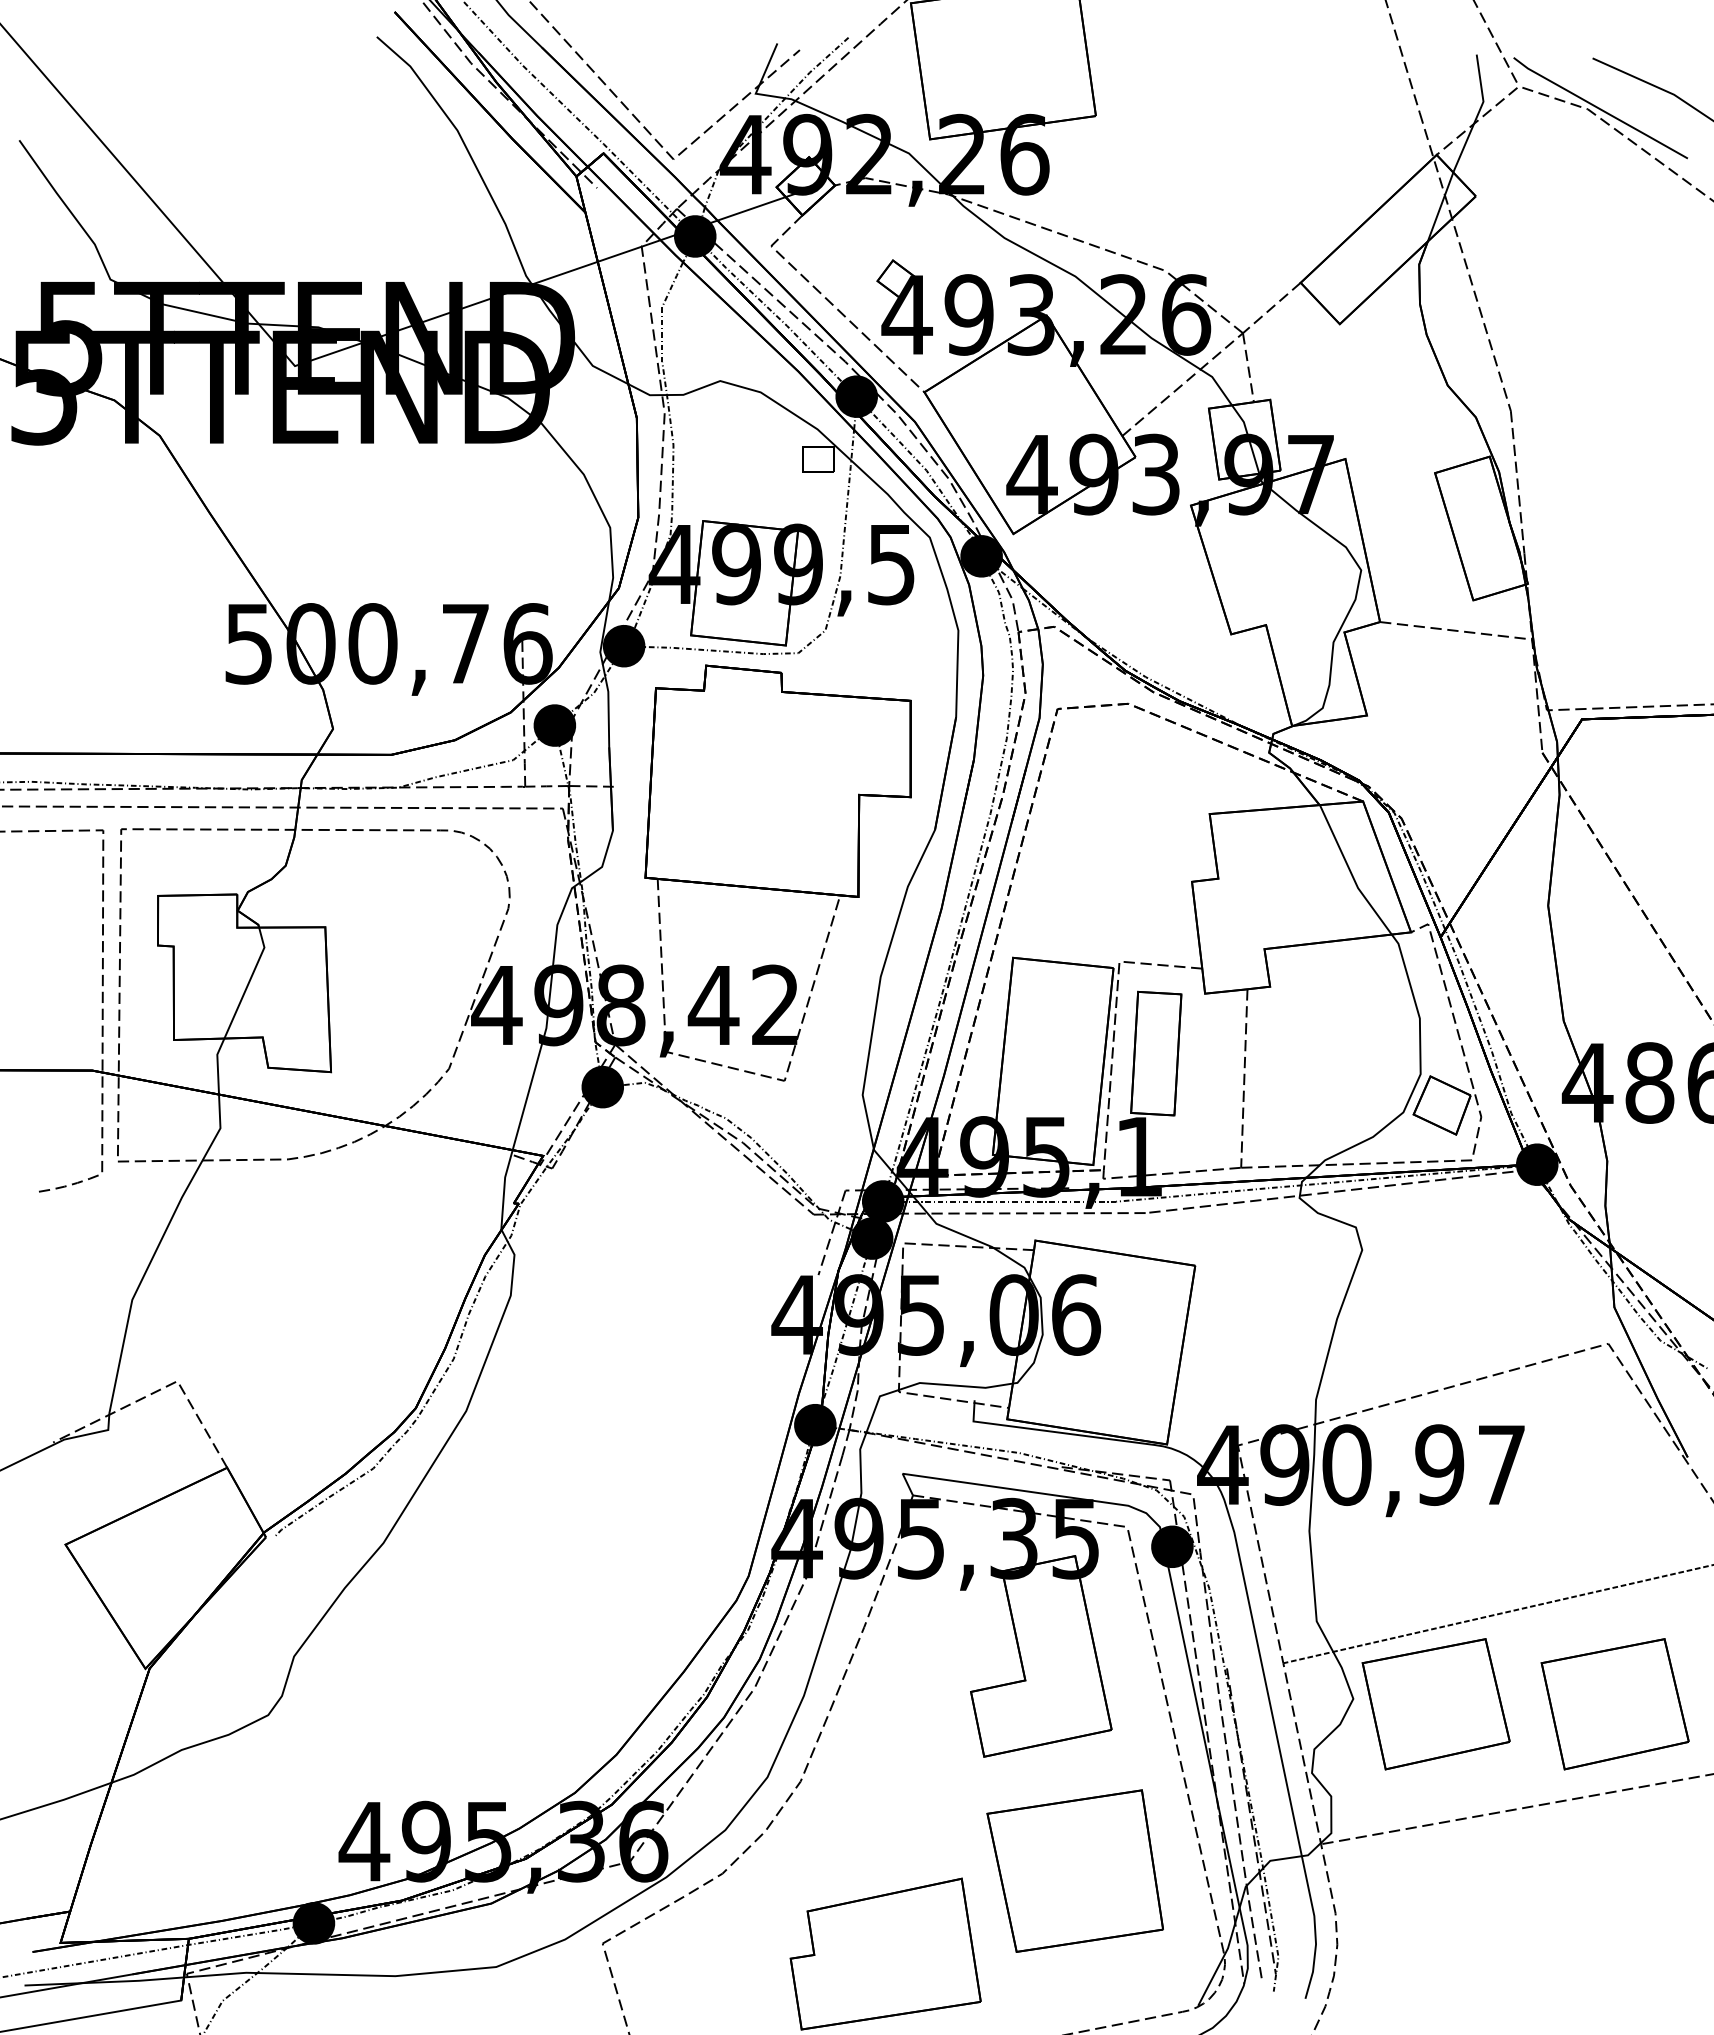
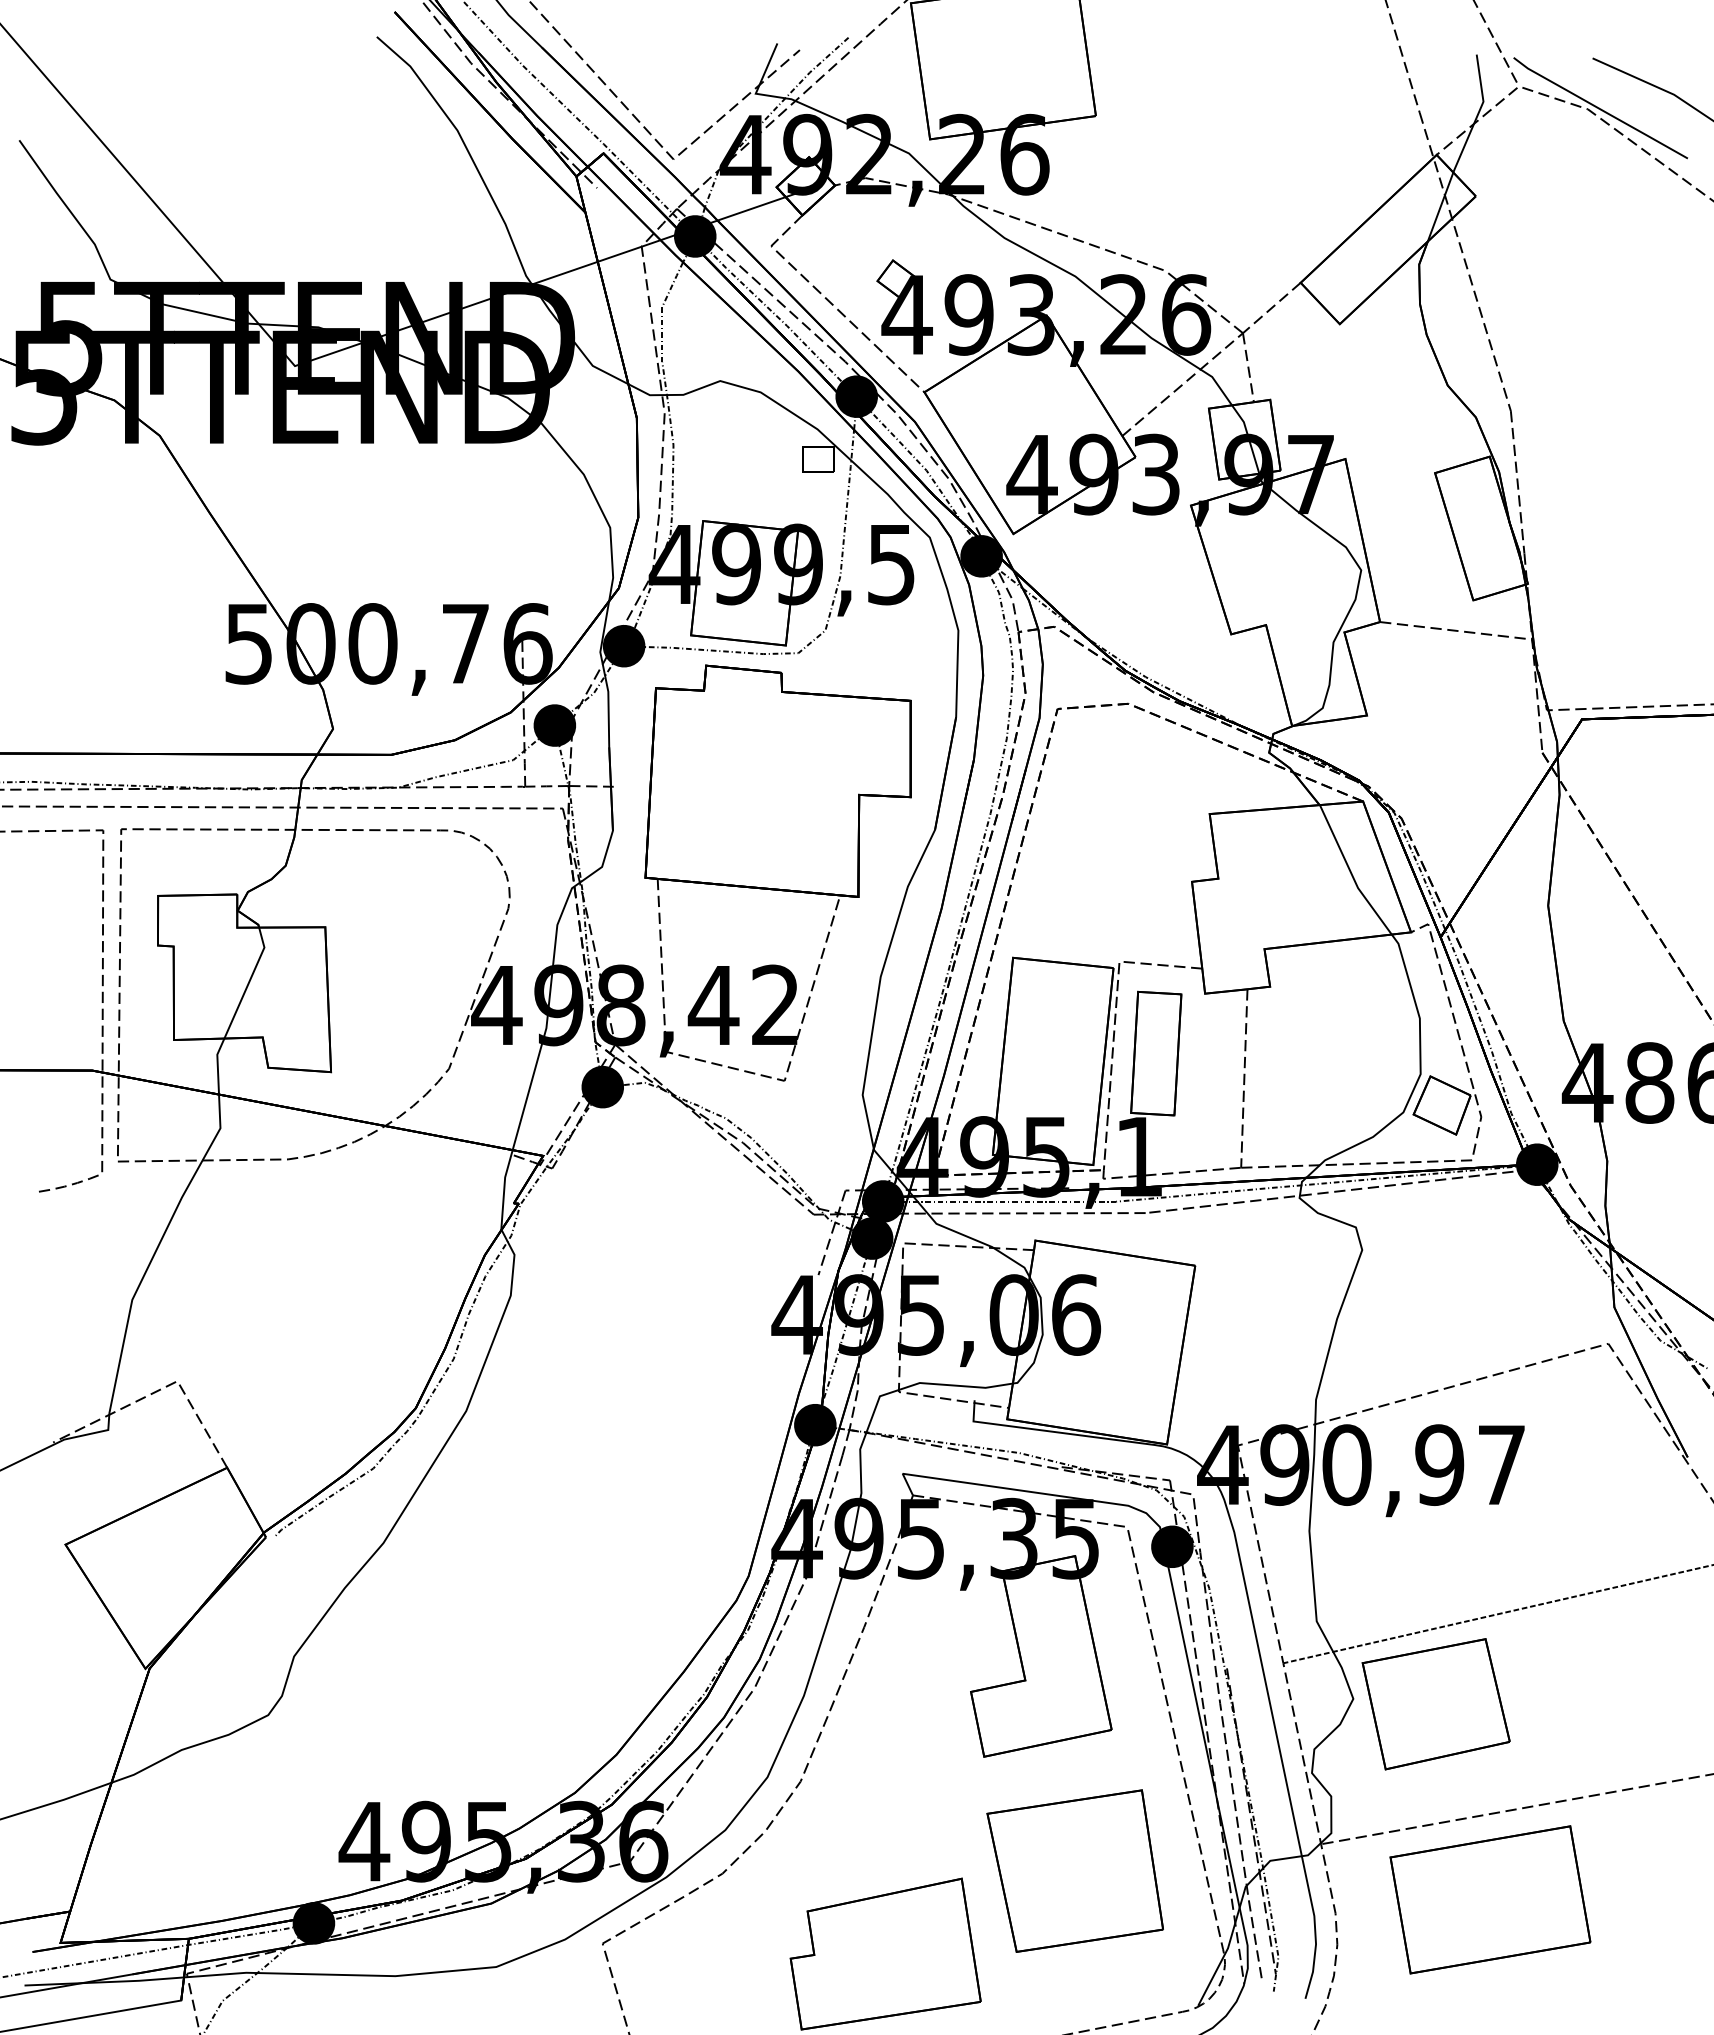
part: present -> none (1614, 1704)
part: none -> present (1490, 1899)
